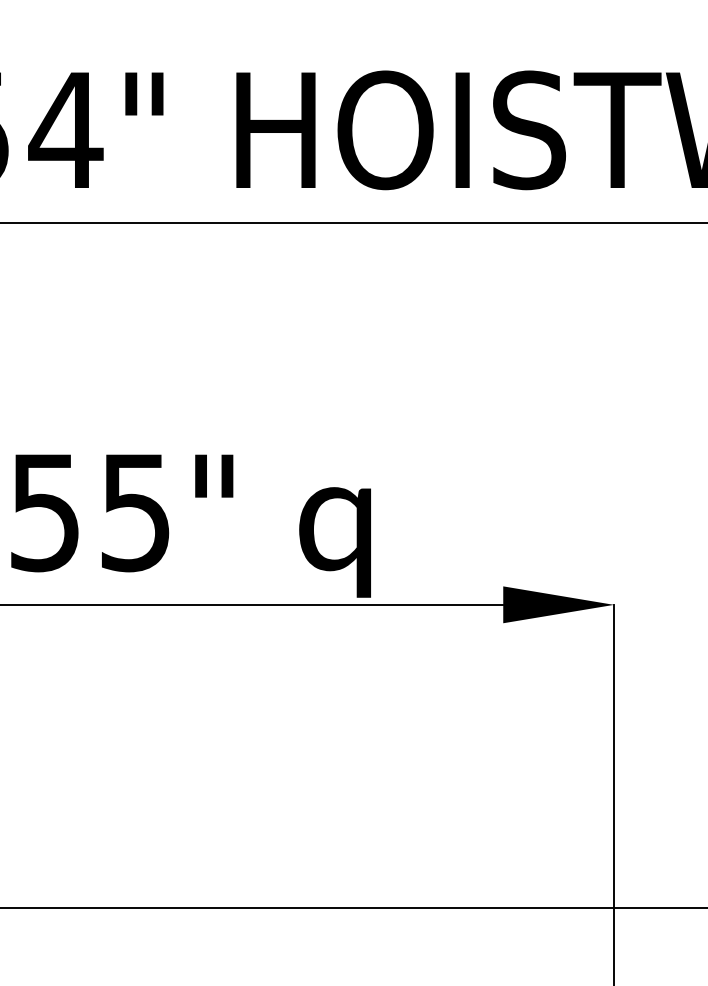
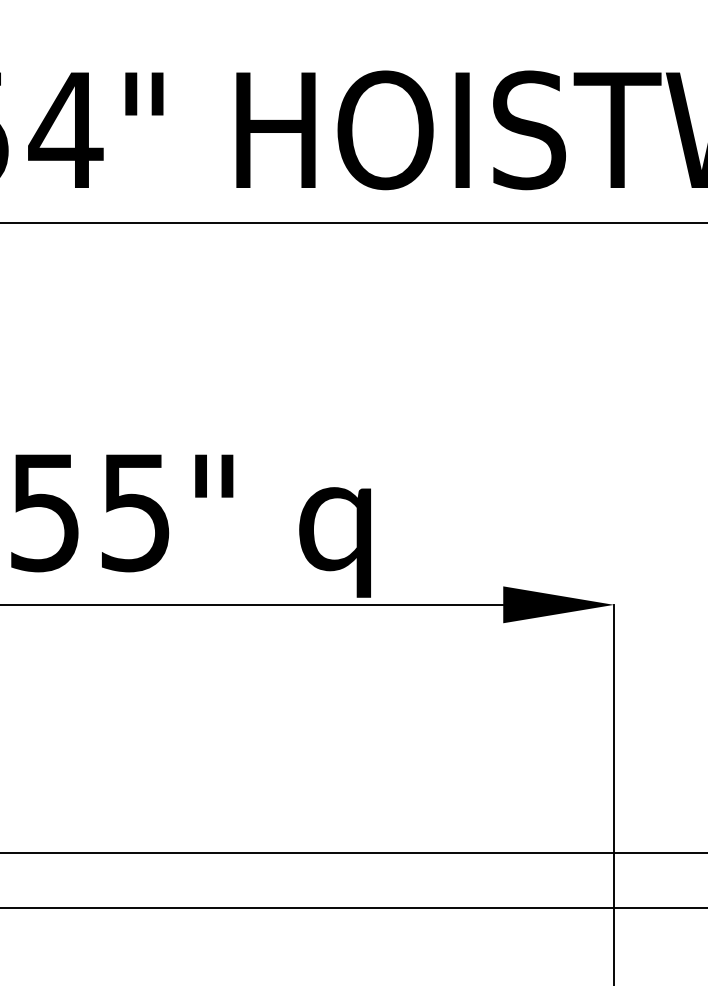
line: none -> present (353, 852)
